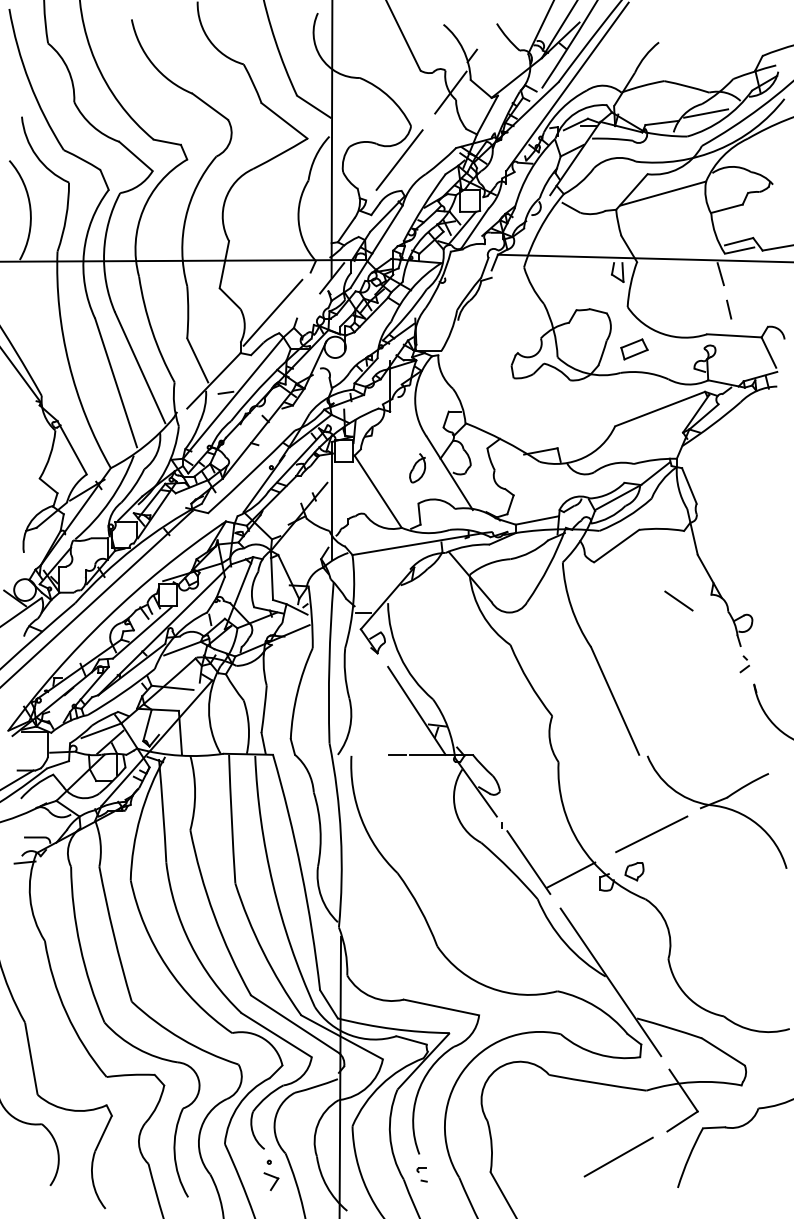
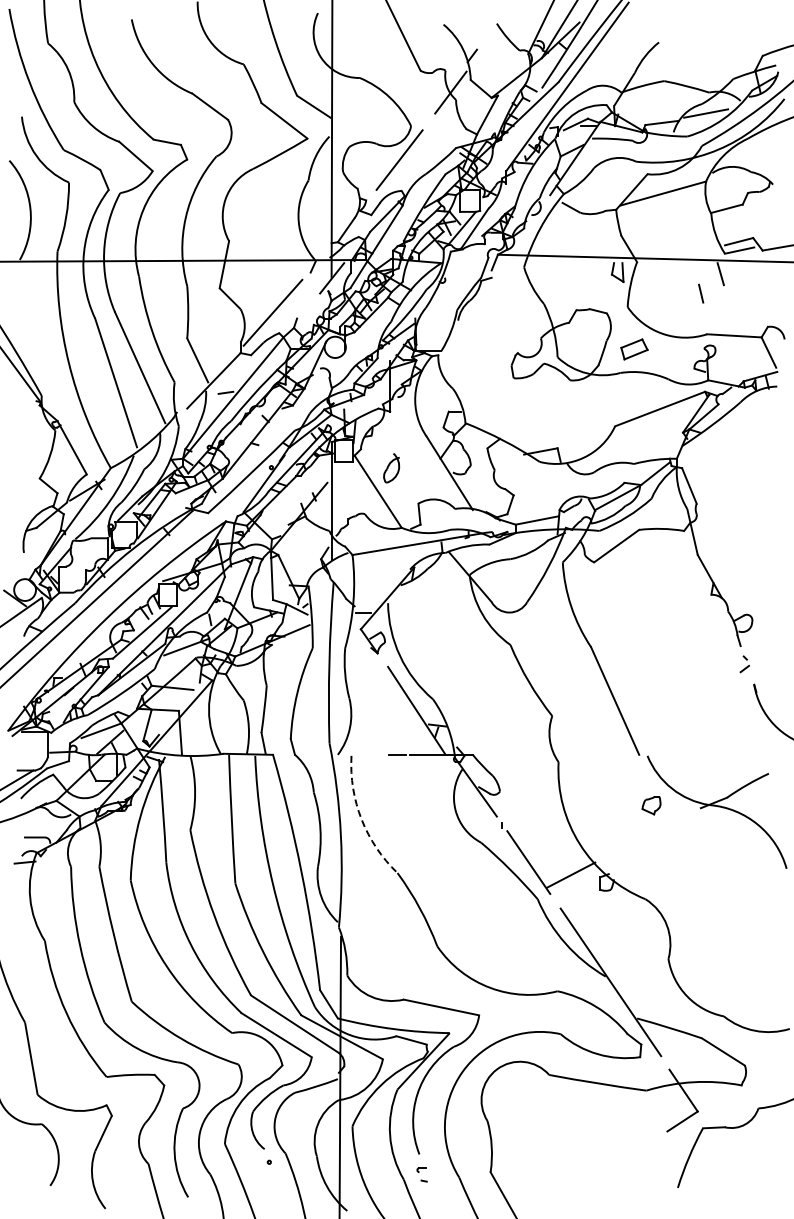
line position: (729, 309) -> (701, 293) (701, 293)
part position: (417, 468) -> (391, 468) (391, 468)
line: present -> none (678, 600)
arc: solid -> dashed (361, 819)
line: present -> none (651, 834)
part position: (634, 871) -> (651, 805) (651, 805)
line: present -> none (618, 1156)
part: present -> none (271, 1181)
